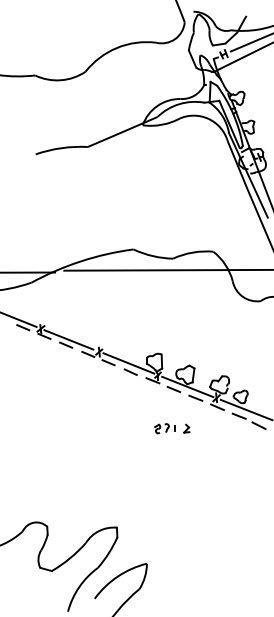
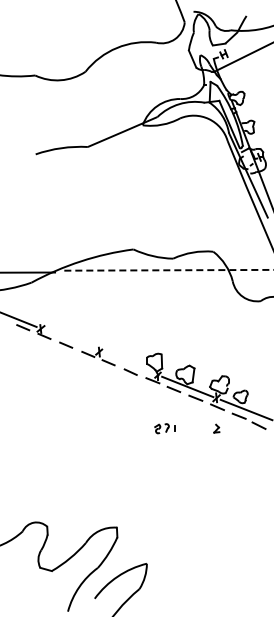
line: present -> none (250, 42)
line: solid -> dashed (169, 270)
line: present -> none (68, 339)
line: present -> none (128, 363)
part position: (186, 428) -> (216, 428) (216, 428)
